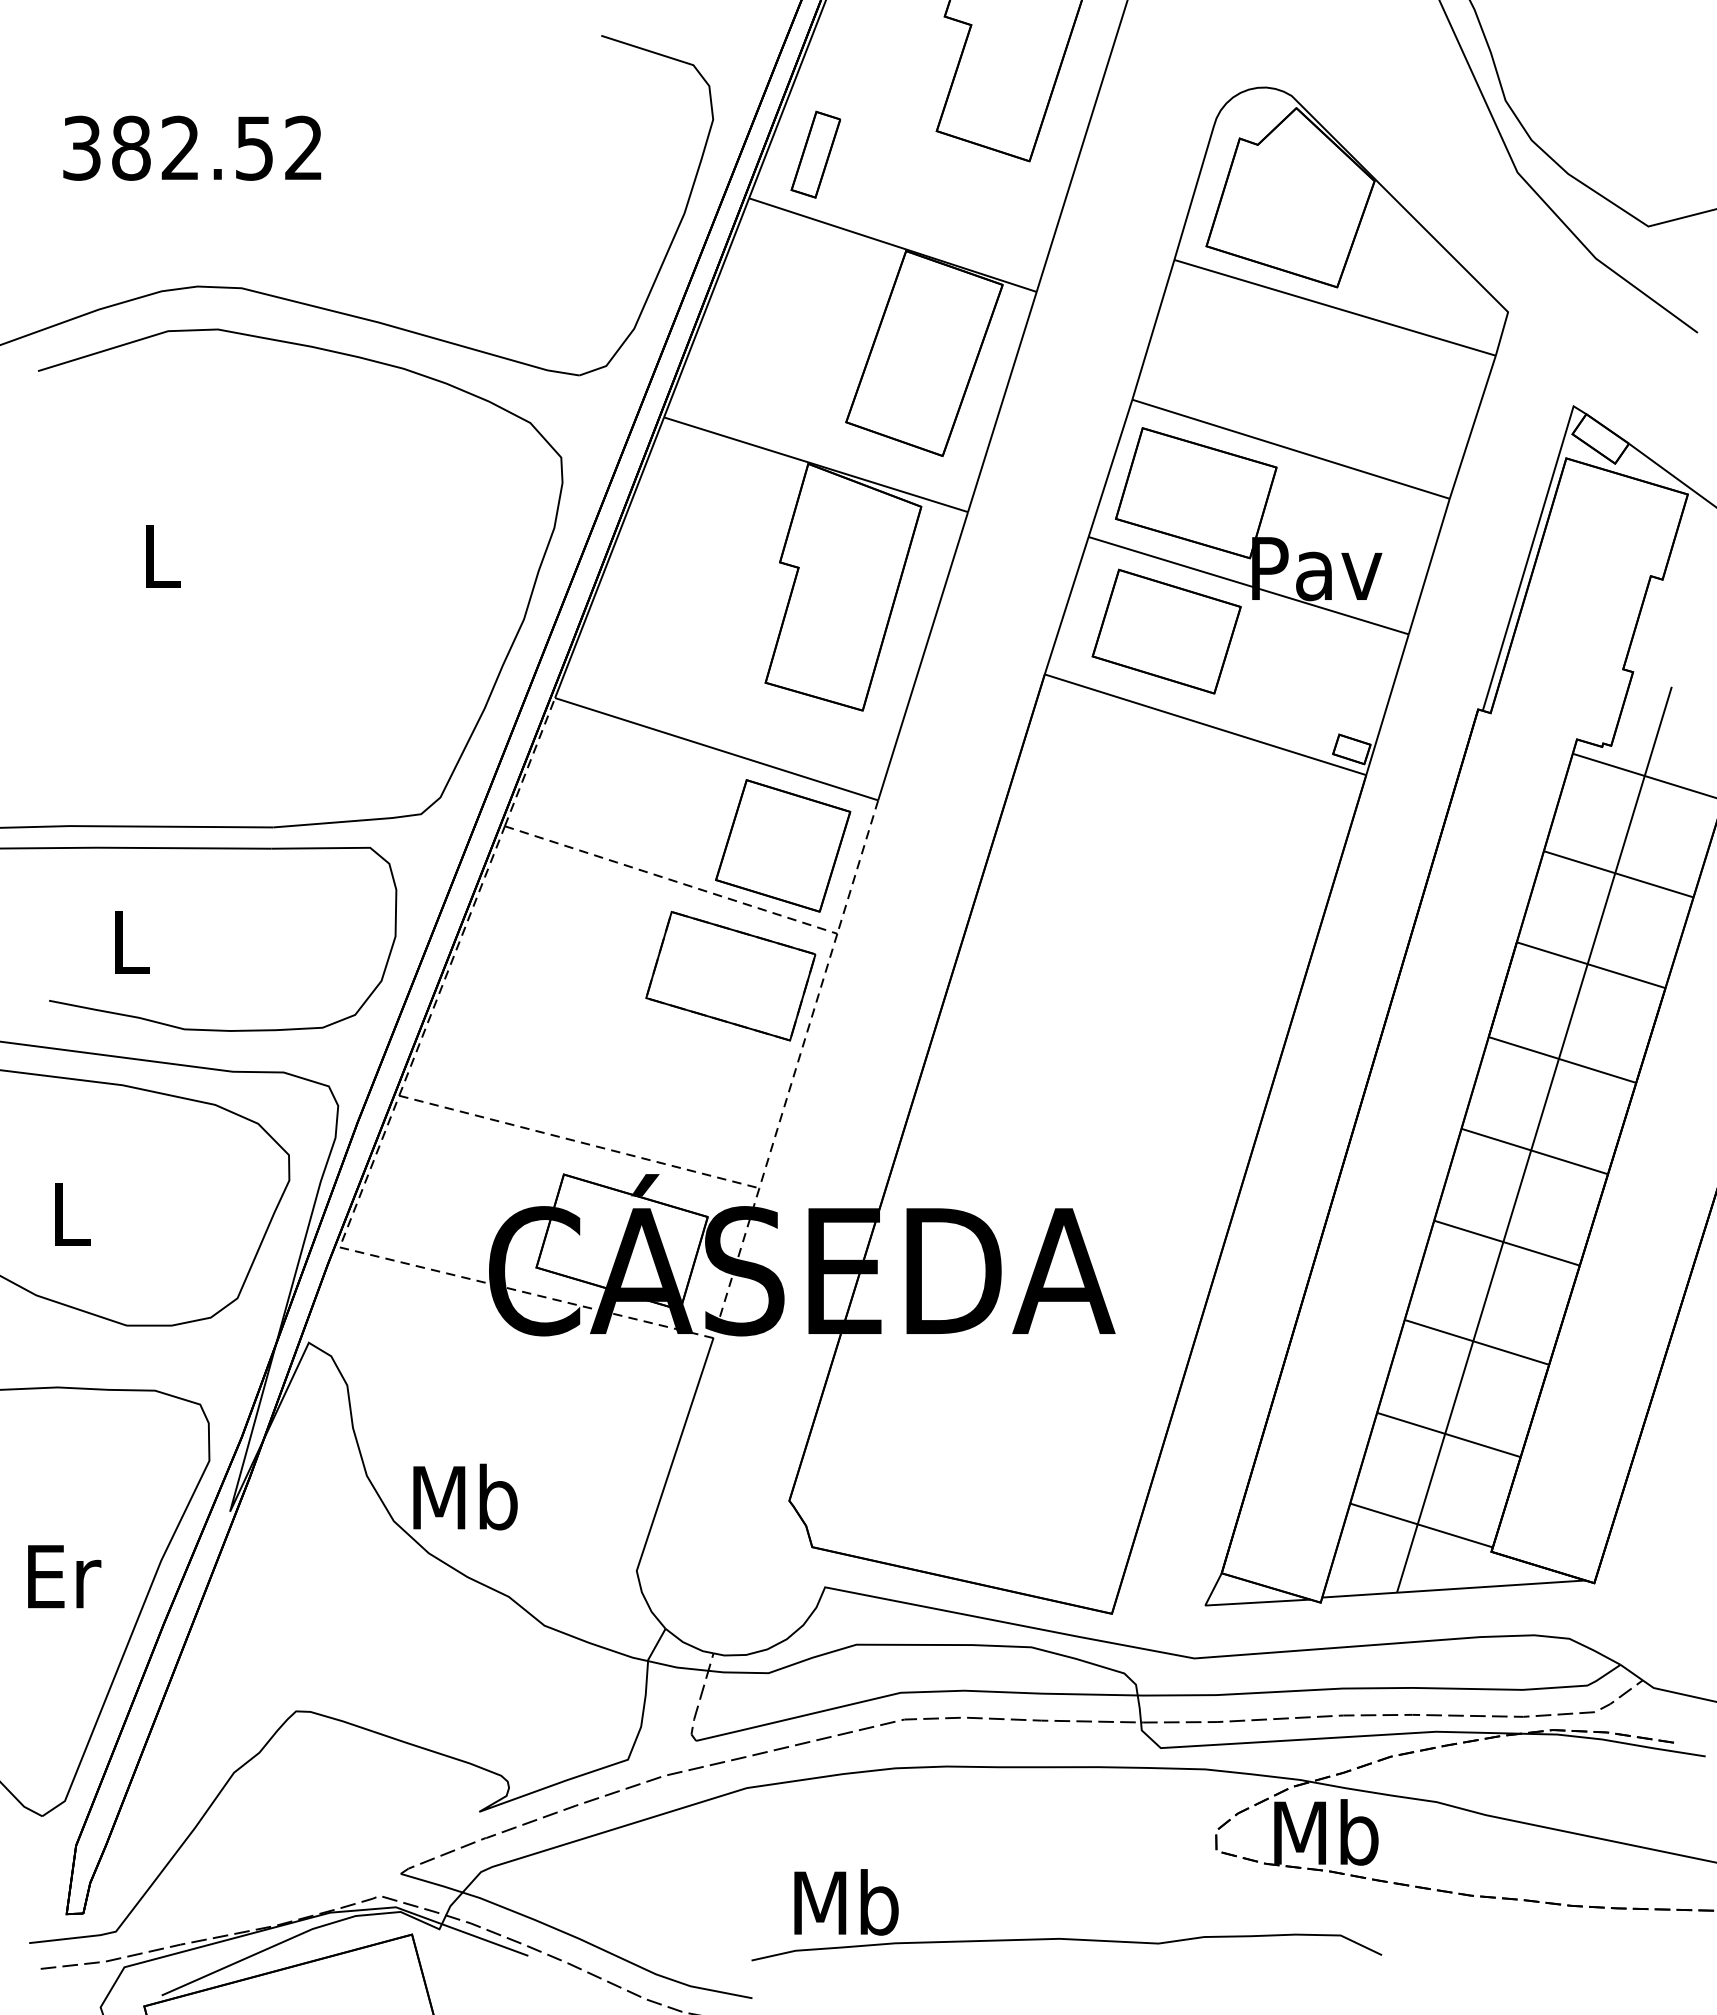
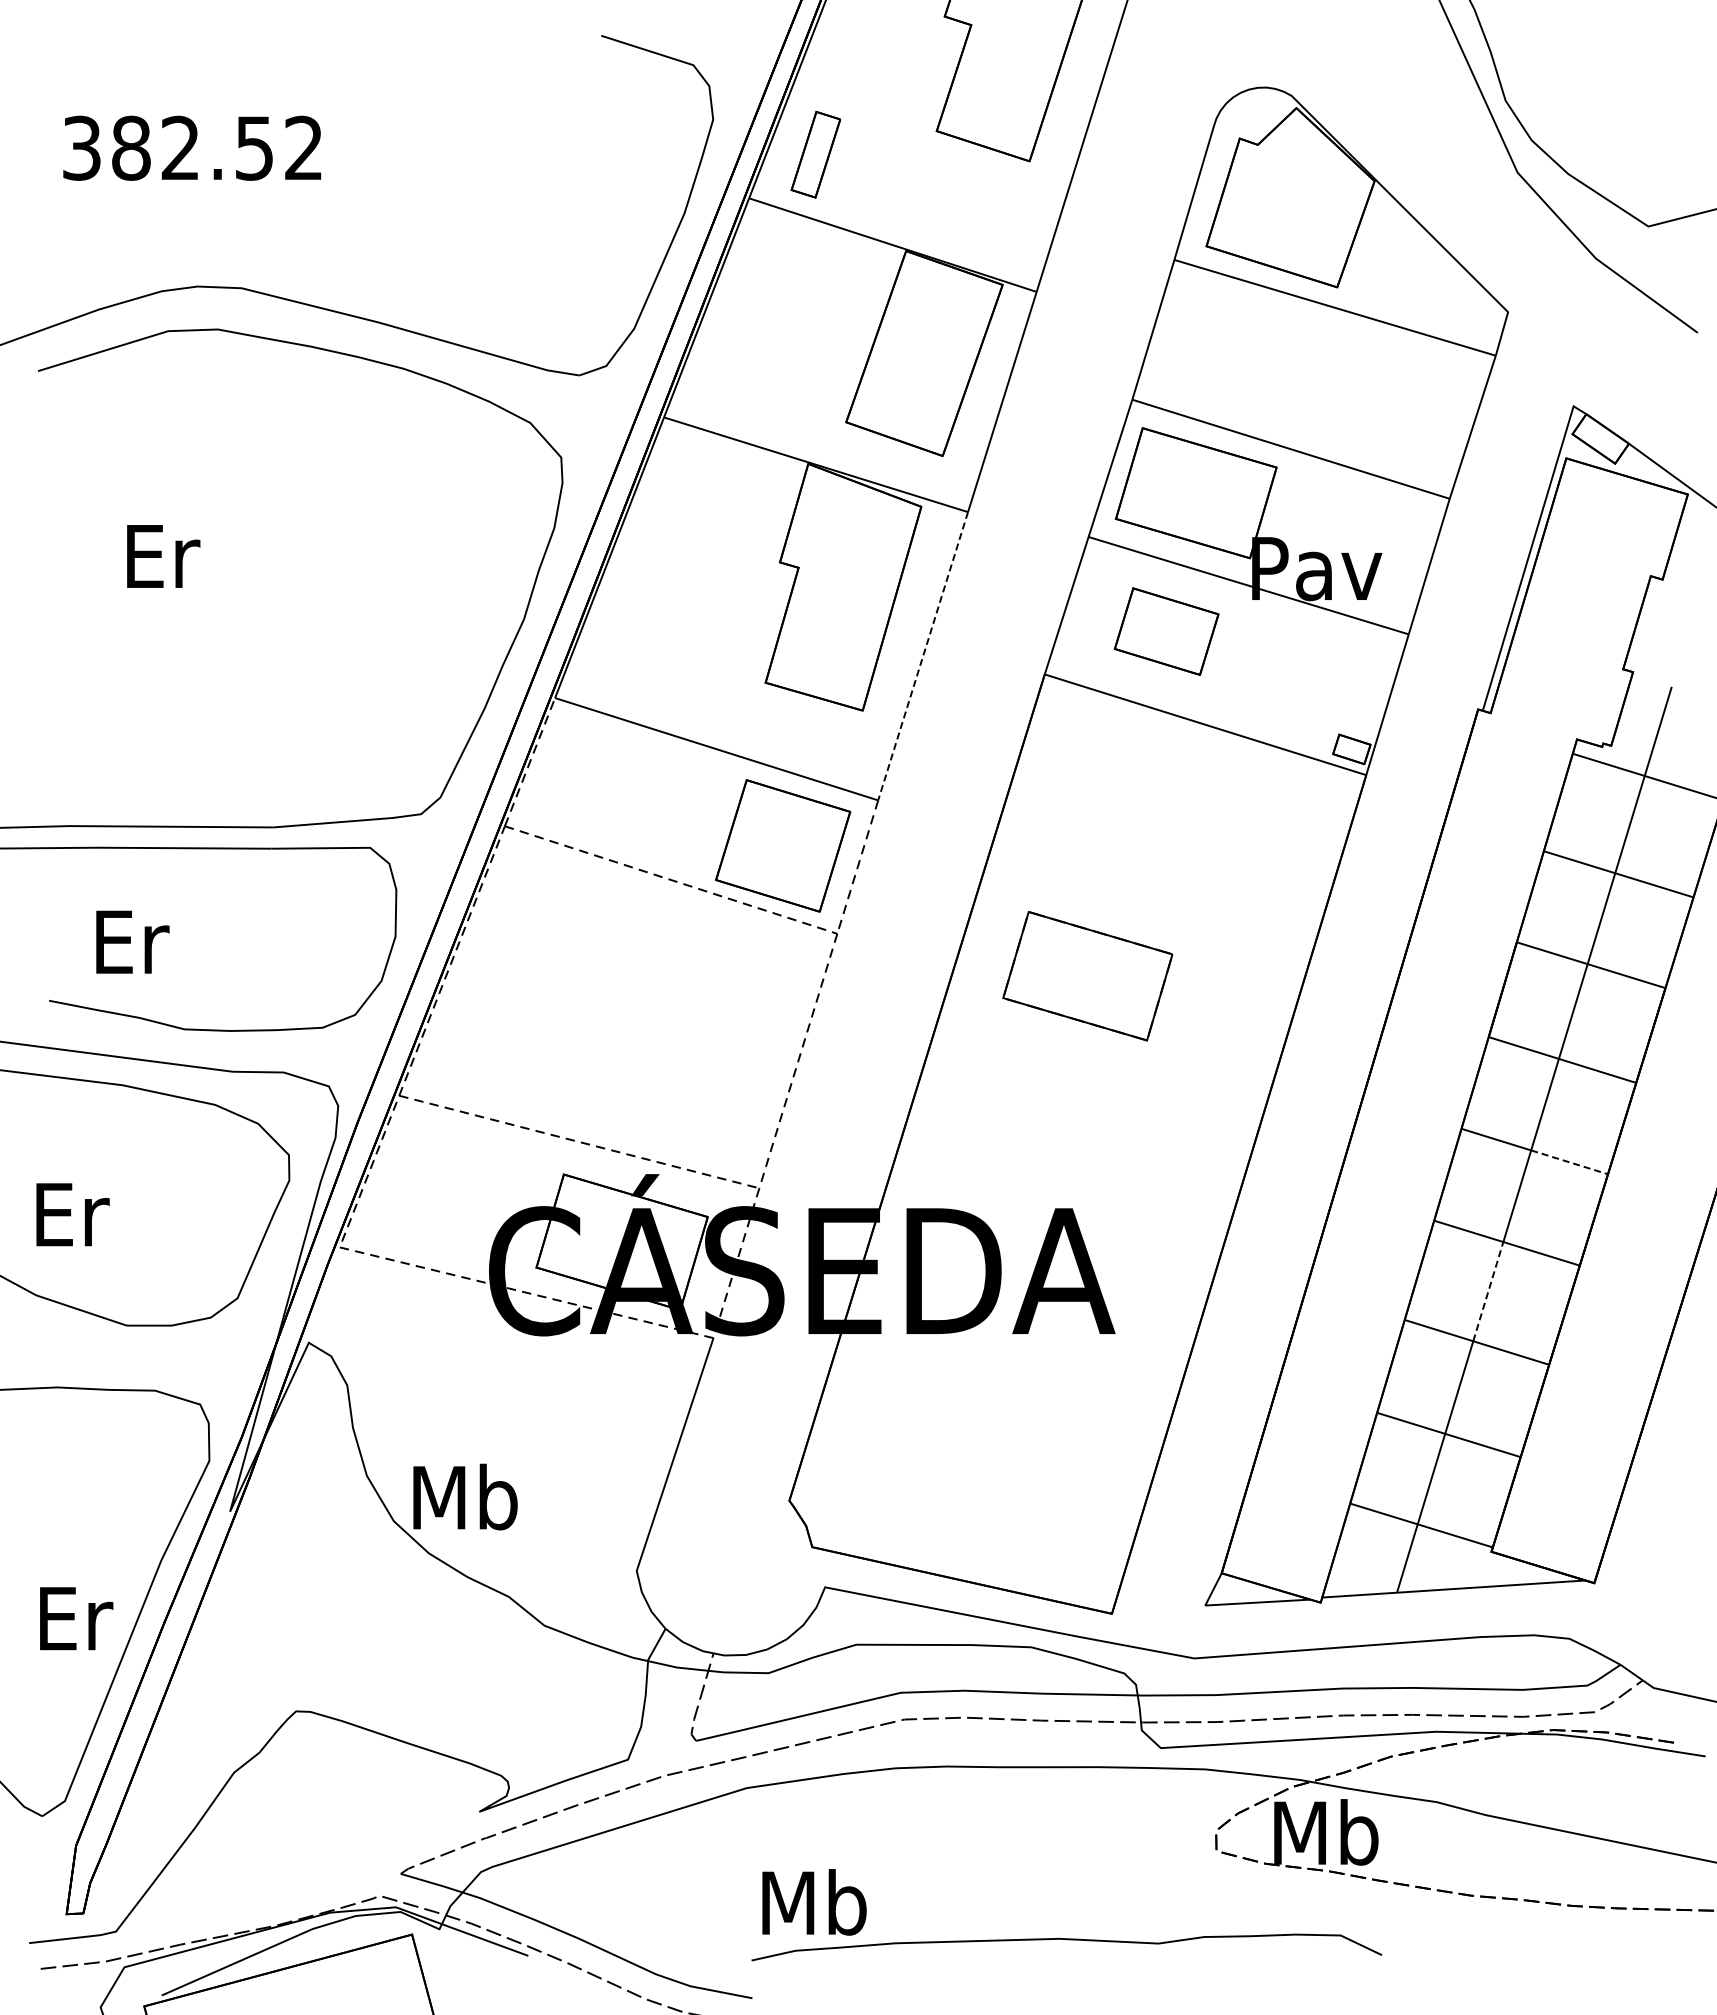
text: L -> Er (163, 556)
part size: 151x127 px -> 107x89 px (1166, 631)
line: solid -> dashed (923, 656)
text: L -> Er (132, 941)
part position: (730, 976) -> (1087, 976) (1087, 976)
line: solid -> dashed (1570, 1162)
text: L -> Er (72, 1214)
line: solid -> dashed (1488, 1291)
text position: (64, 1576) -> (76, 1618) (76, 1618)
text position: (846, 1902) -> (814, 1902) (814, 1902)
